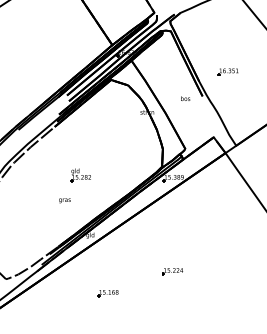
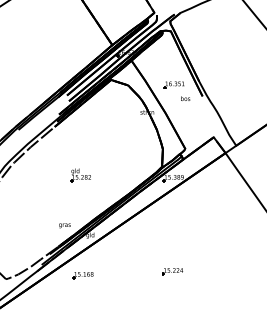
part position: (227, 71) -> (173, 84) (173, 84)
text position: (64, 200) -> (64, 225) (64, 225)
part position: (107, 293) -> (82, 275) (82, 275)
